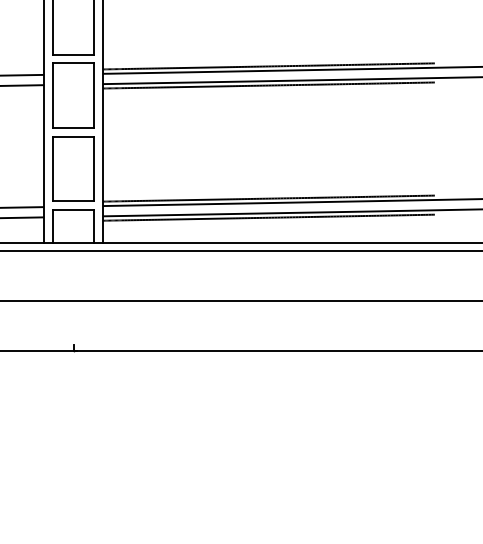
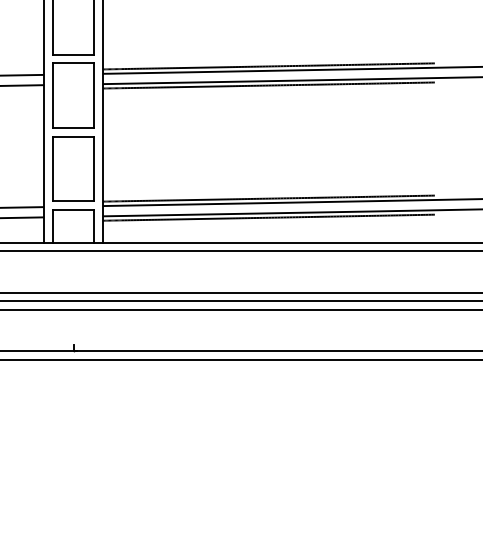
line: none -> present (240, 292)
line: none -> present (240, 310)
line: none -> present (240, 360)
